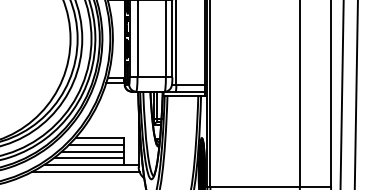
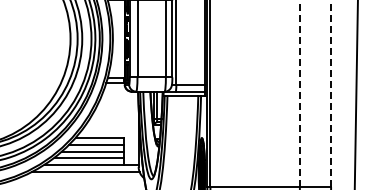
line: solid -> dashed (299, 93)
line: solid -> dashed (331, 93)
line: present -> none (341, 94)
